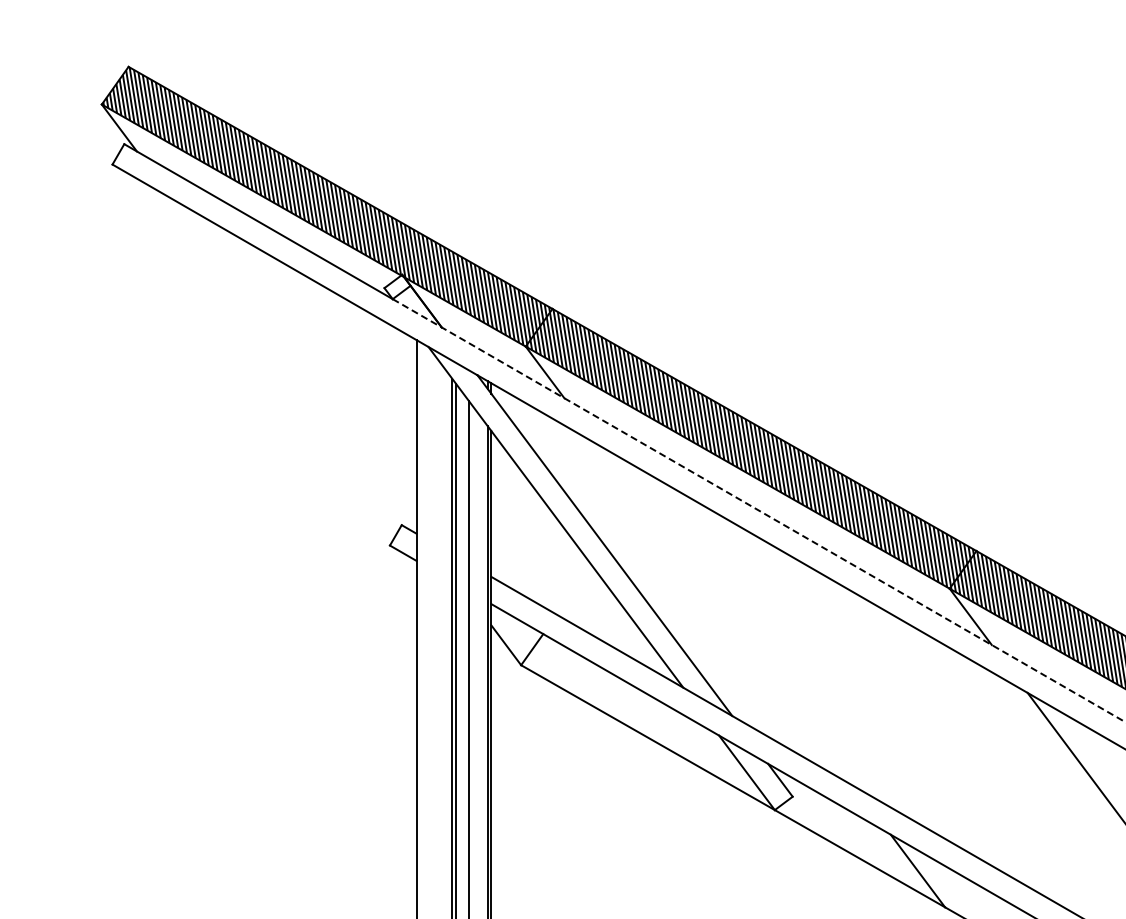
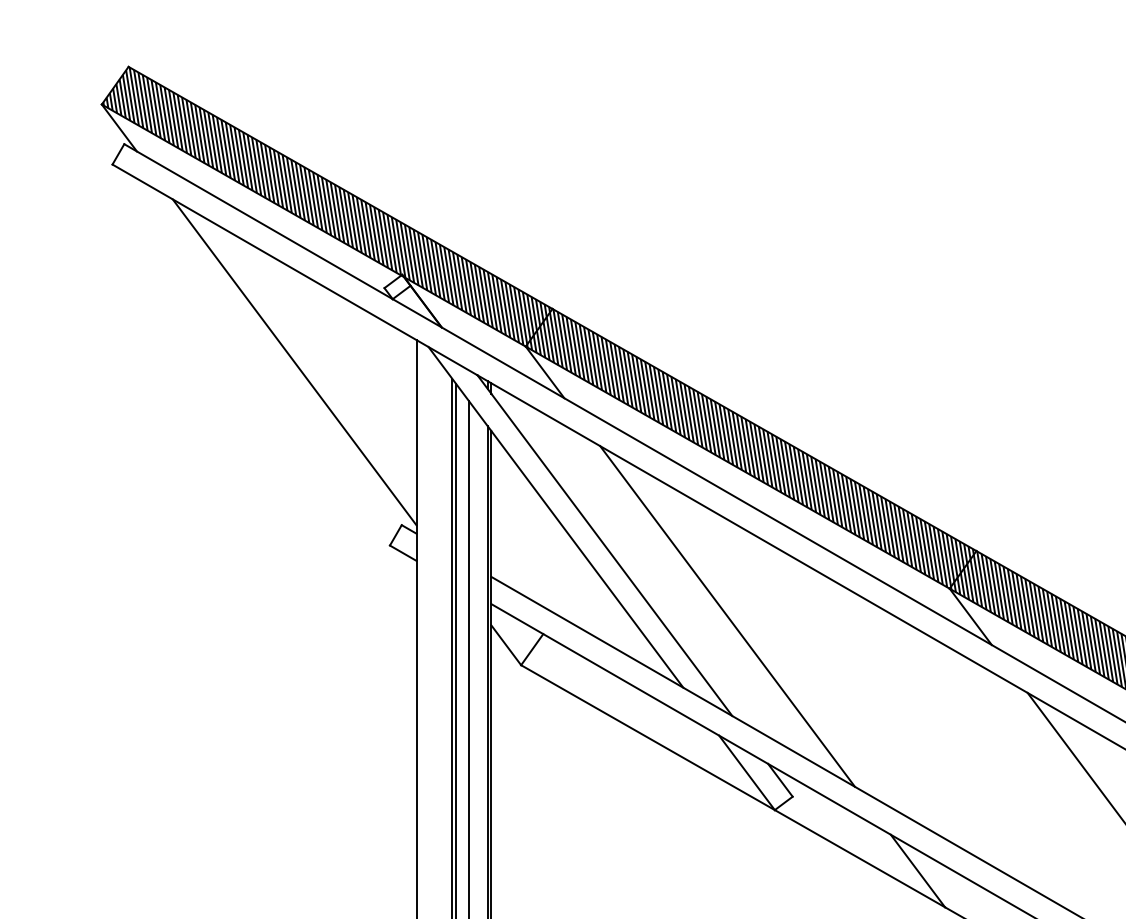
line: none -> present (294, 362)
line: dashed -> solid (758, 510)
line: none -> present (727, 616)
